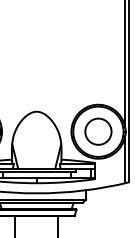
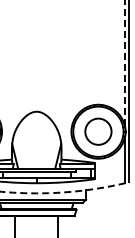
line: solid -> dashed (124, 63)
arc: solid -> dashed (64, 192)
